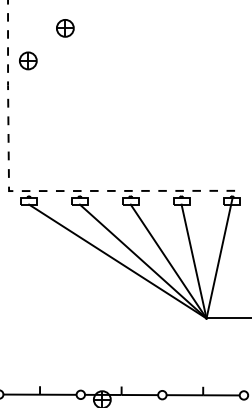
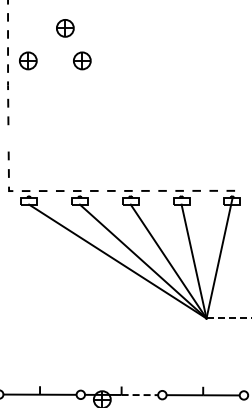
part: none -> present (82, 60)
line: present -> none (8, 138)
line: solid -> dashed (229, 318)
line: solid -> dashed (140, 395)
